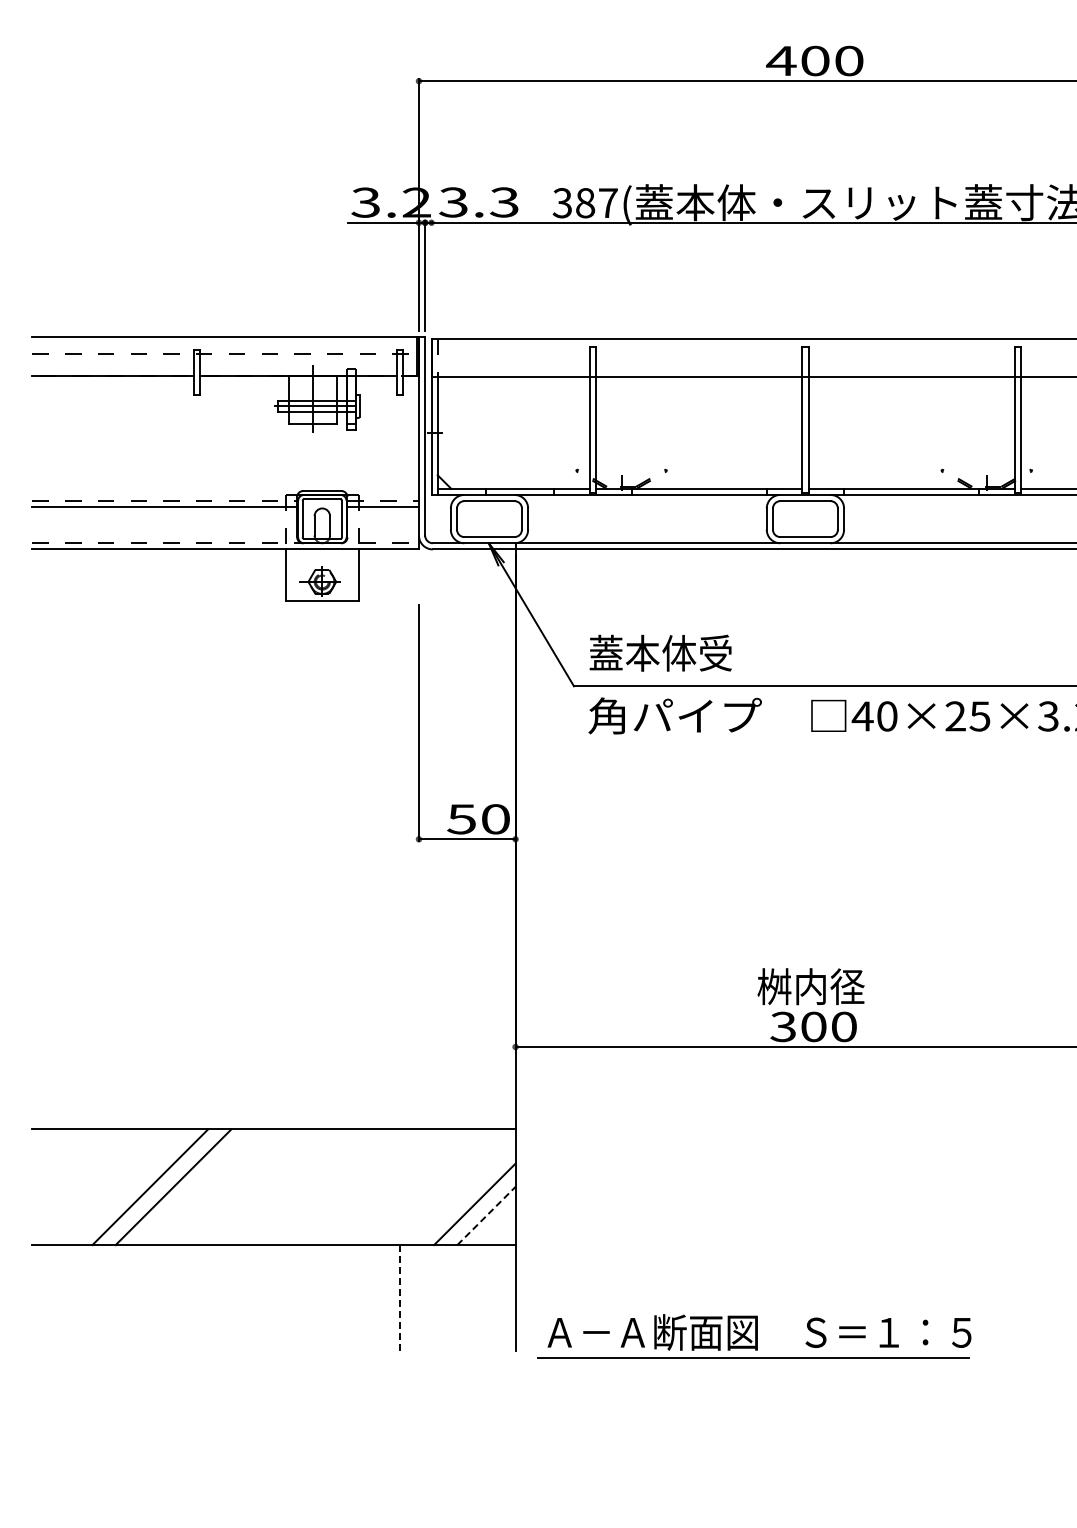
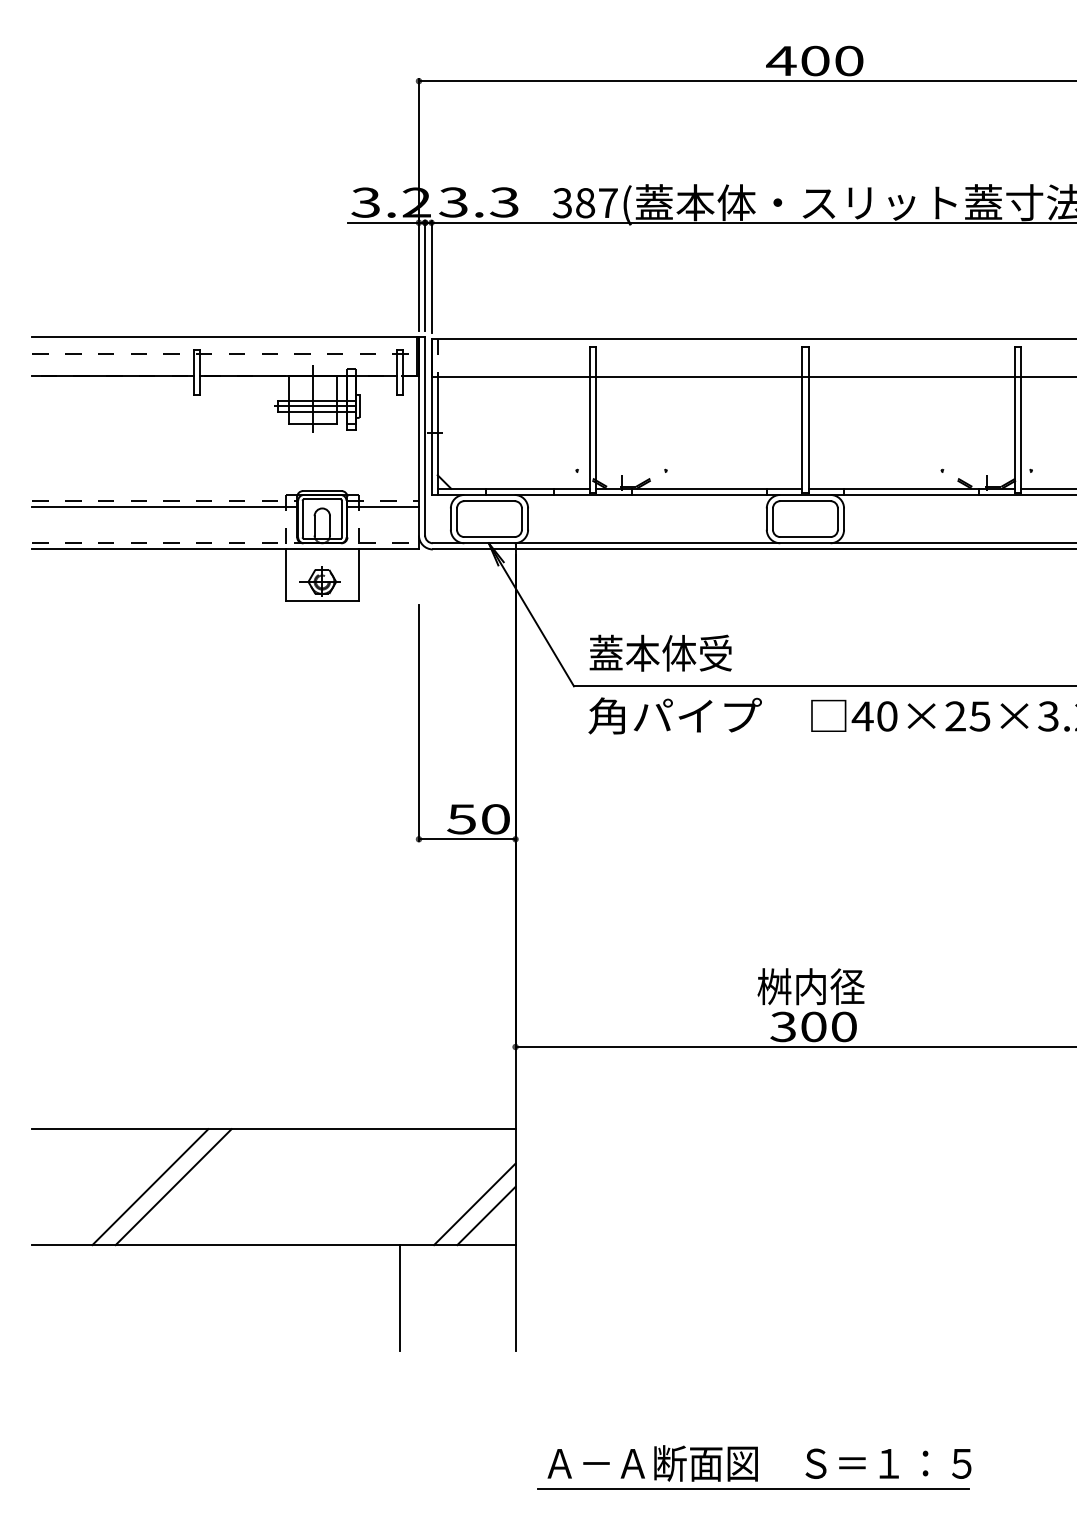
line: none -> present (431, 276)
line: dashed -> solid (486, 1215)
line: dashed -> solid (399, 1297)
part position: (754, 1336) -> (754, 1467) (754, 1467)
